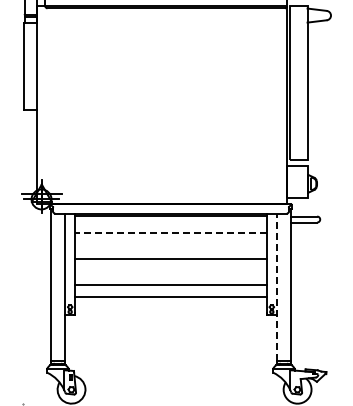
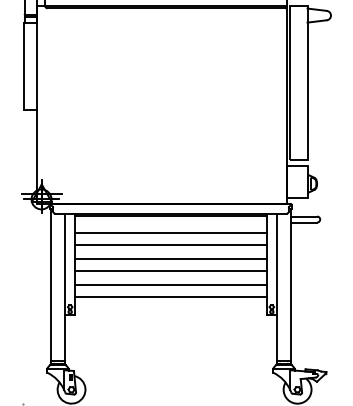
line: dashed -> solid (170, 233)
line: none -> present (170, 244)
line: none -> present (170, 270)
line: dashed -> solid (276, 287)
